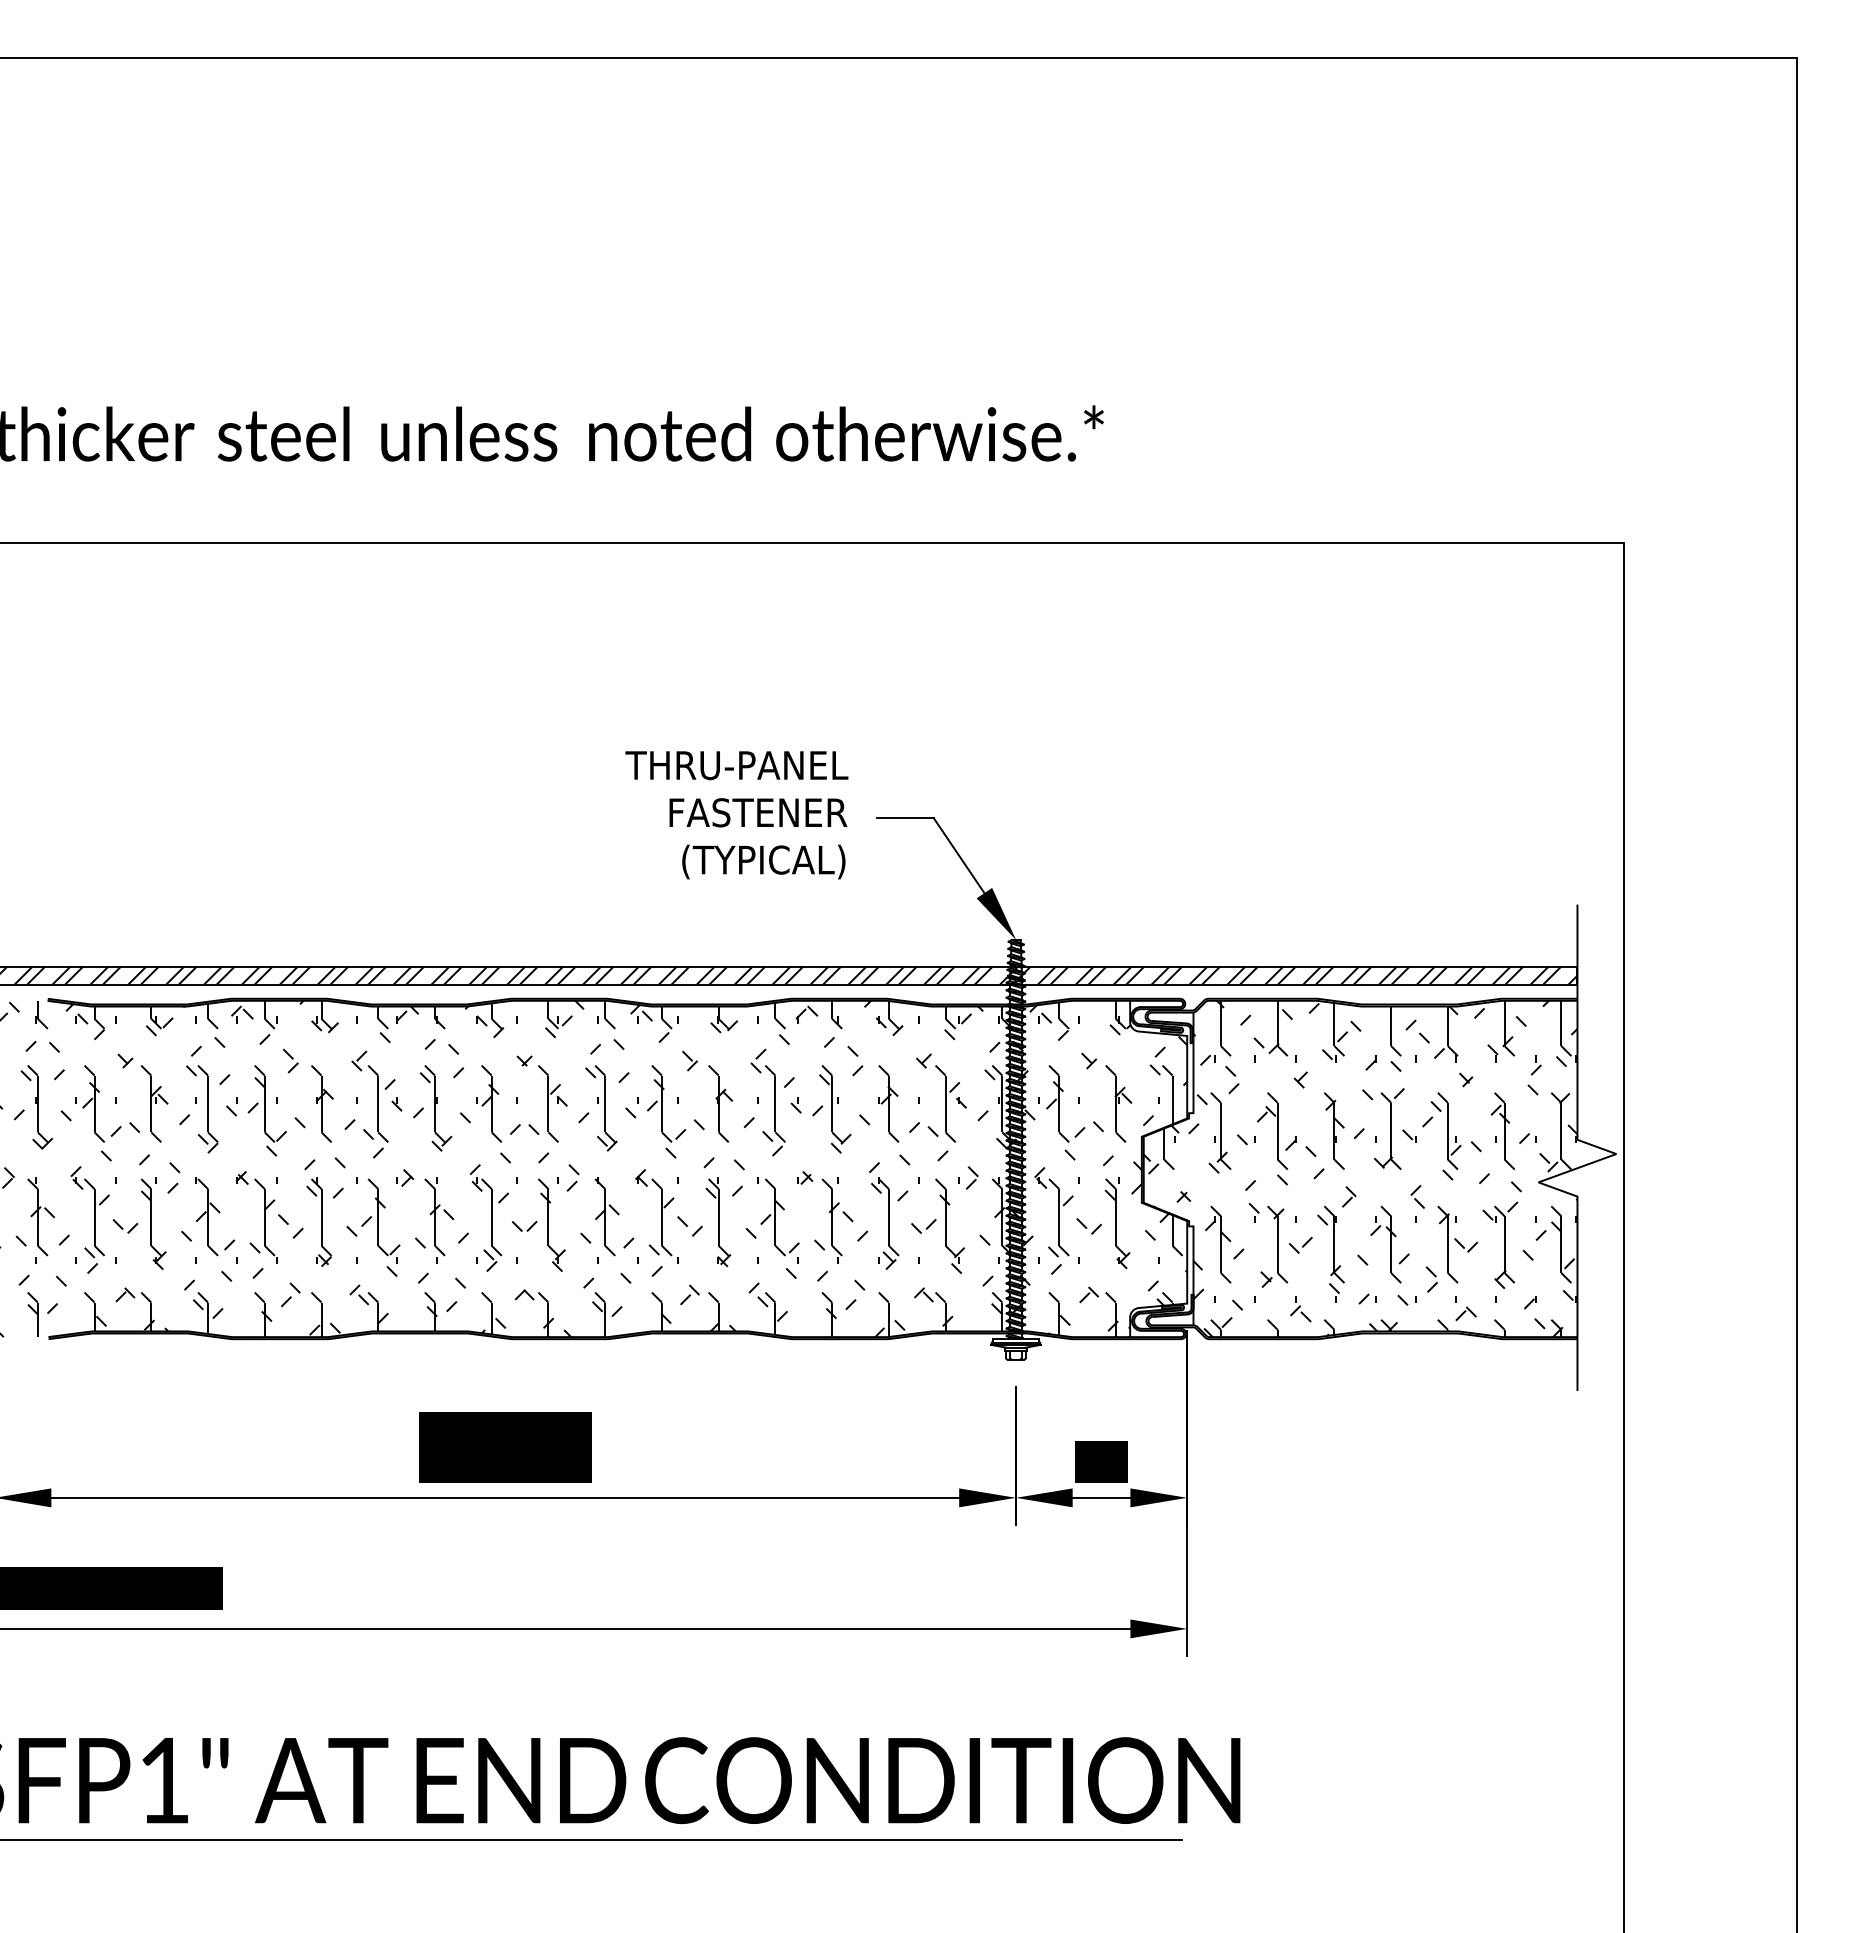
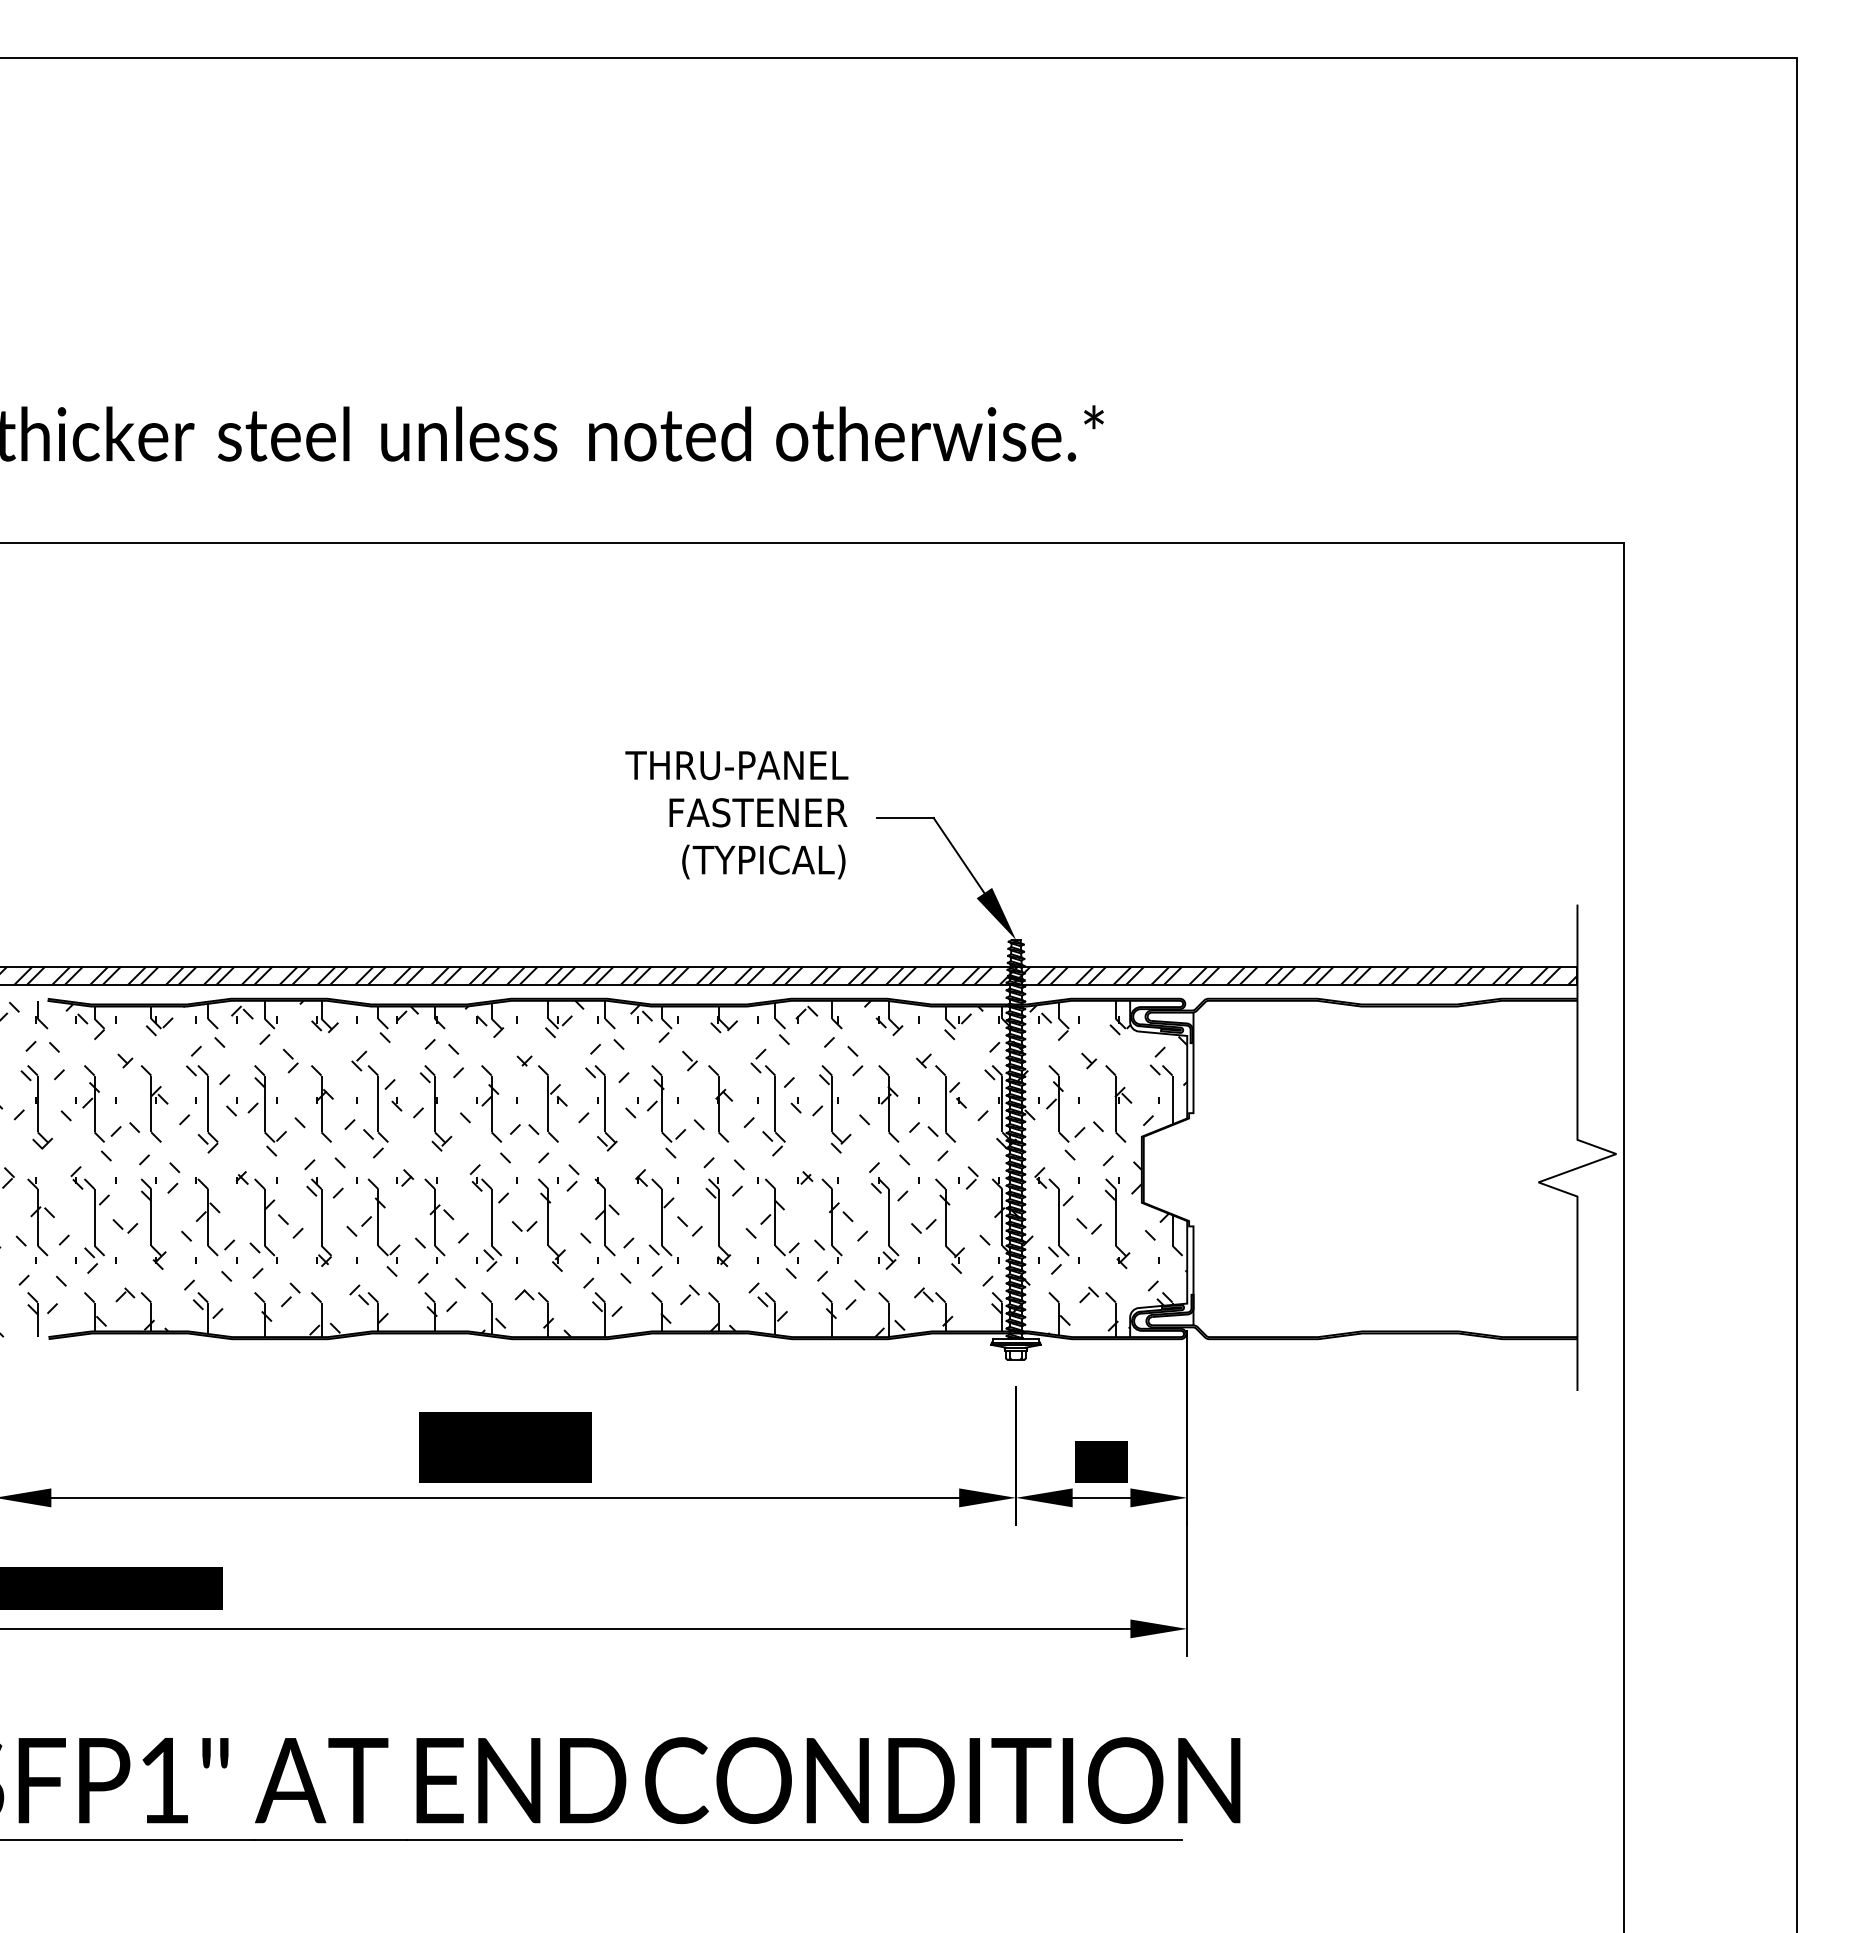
hatch: present -> none (1360, 1168)
